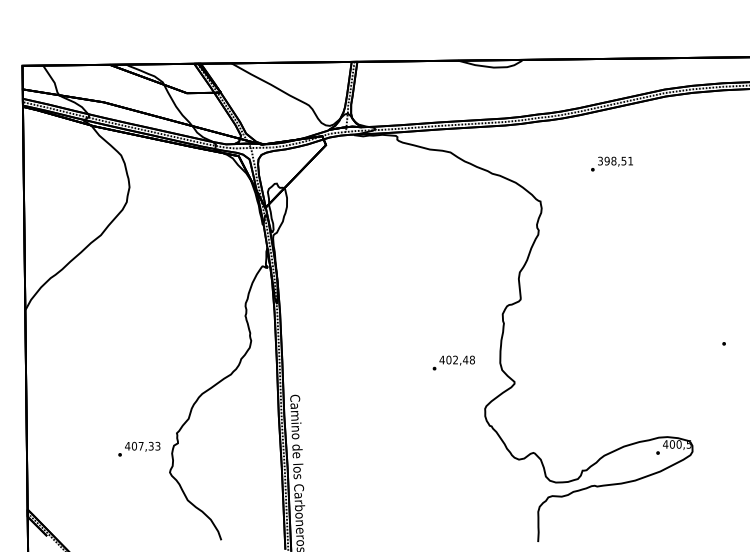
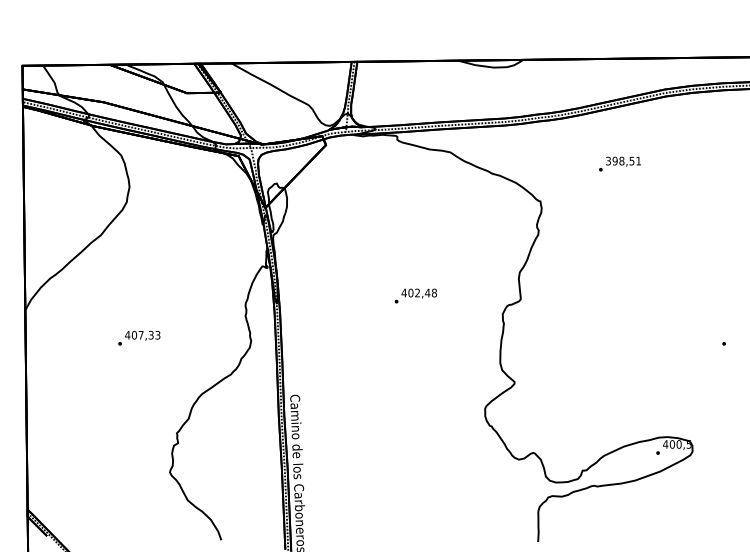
text position: (611, 163) -> (619, 163) (619, 163)
text position: (453, 362) -> (415, 295) (415, 295)
text position: (139, 448) -> (139, 337) (139, 337)
